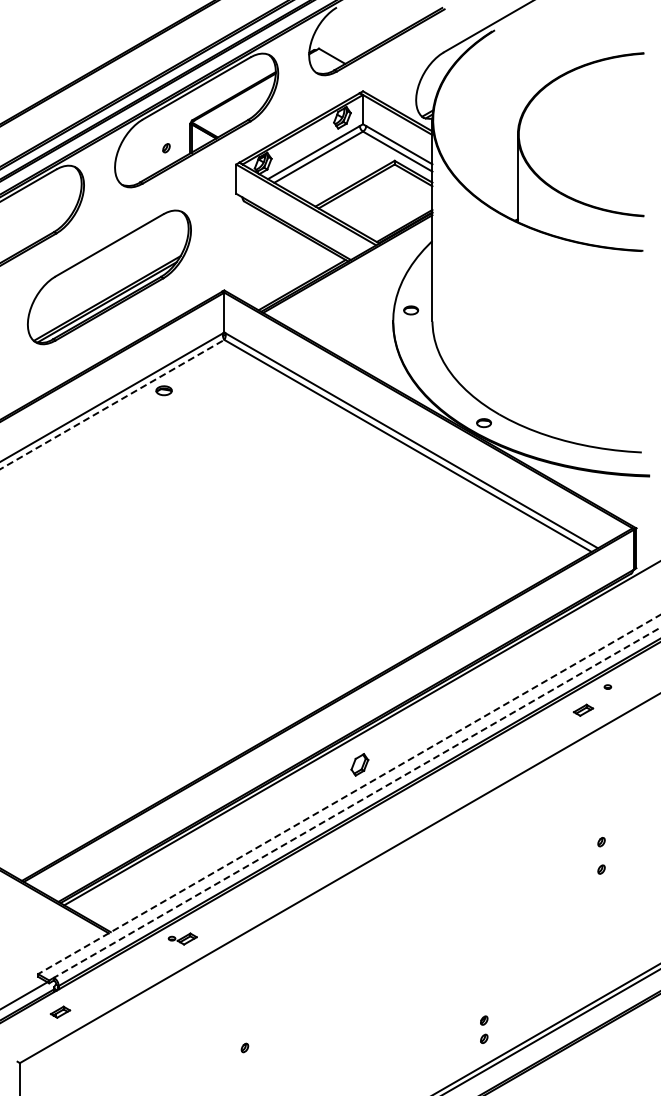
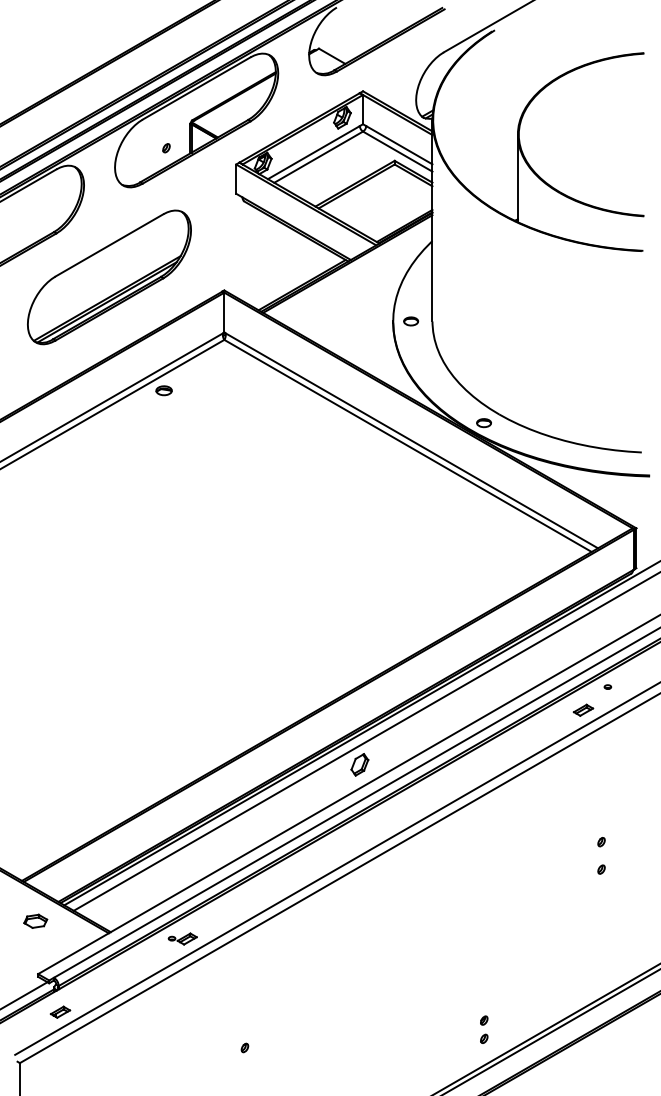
part position: (411, 310) -> (411, 321) (411, 321)
line: dashed -> solid (112, 404)
line: none -> present (365, 741)
line: dashed -> solid (348, 794)
line: dashed -> solid (356, 802)
line: none -> present (336, 868)
part: none -> present (35, 920)
